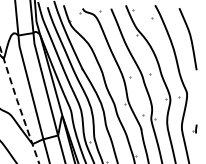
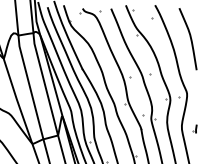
line: dashed -> solid (18, 105)
